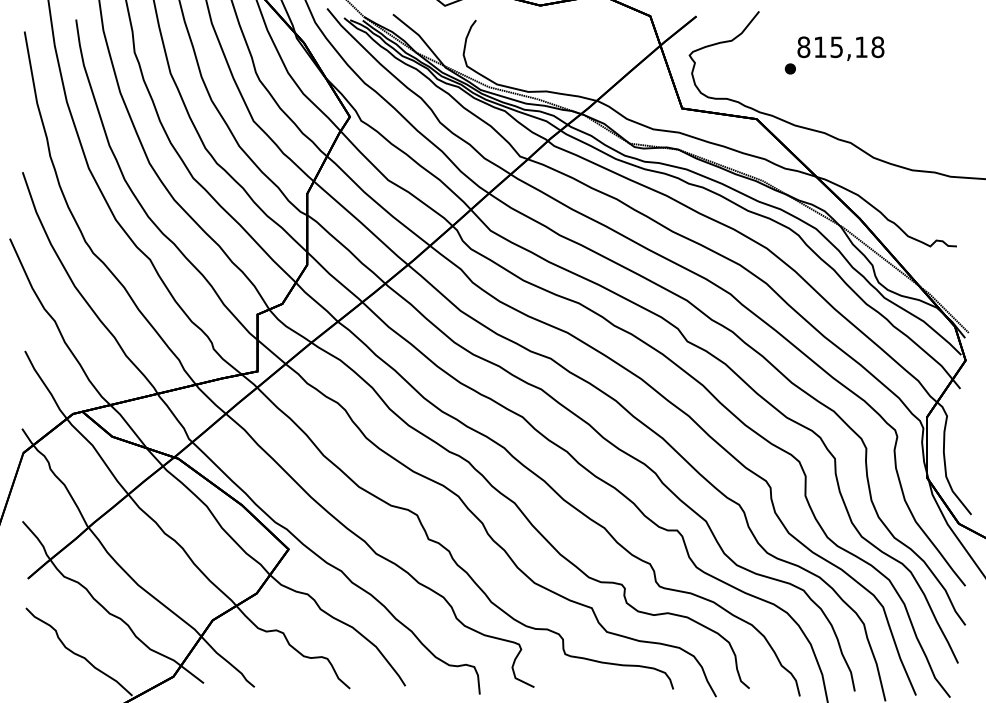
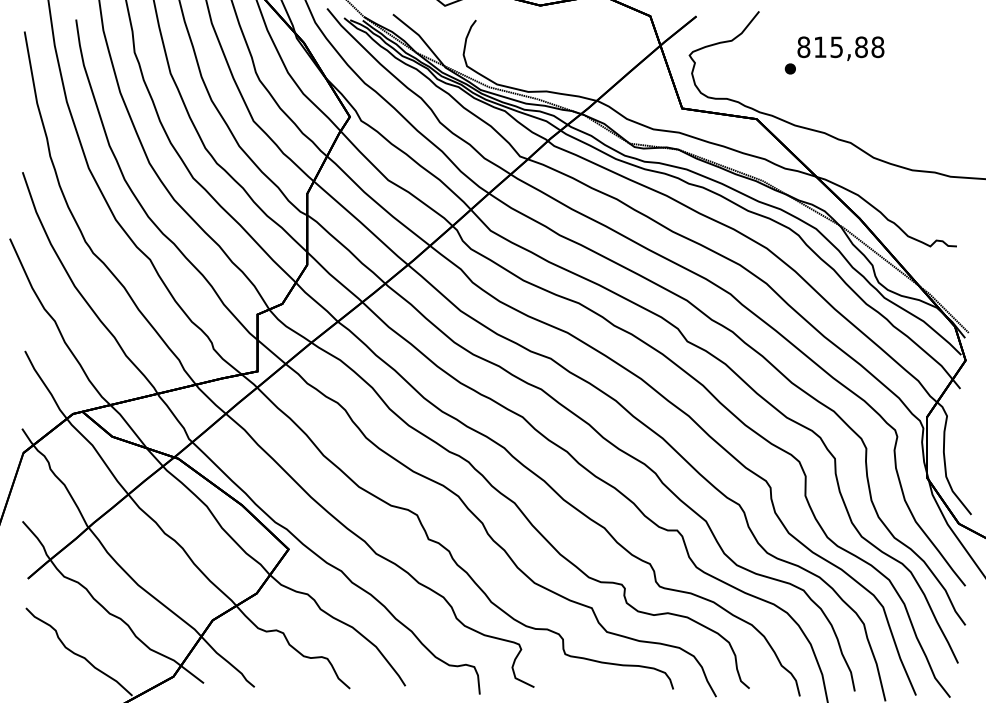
text: 815,18 -> 815,88 (861, 47)
